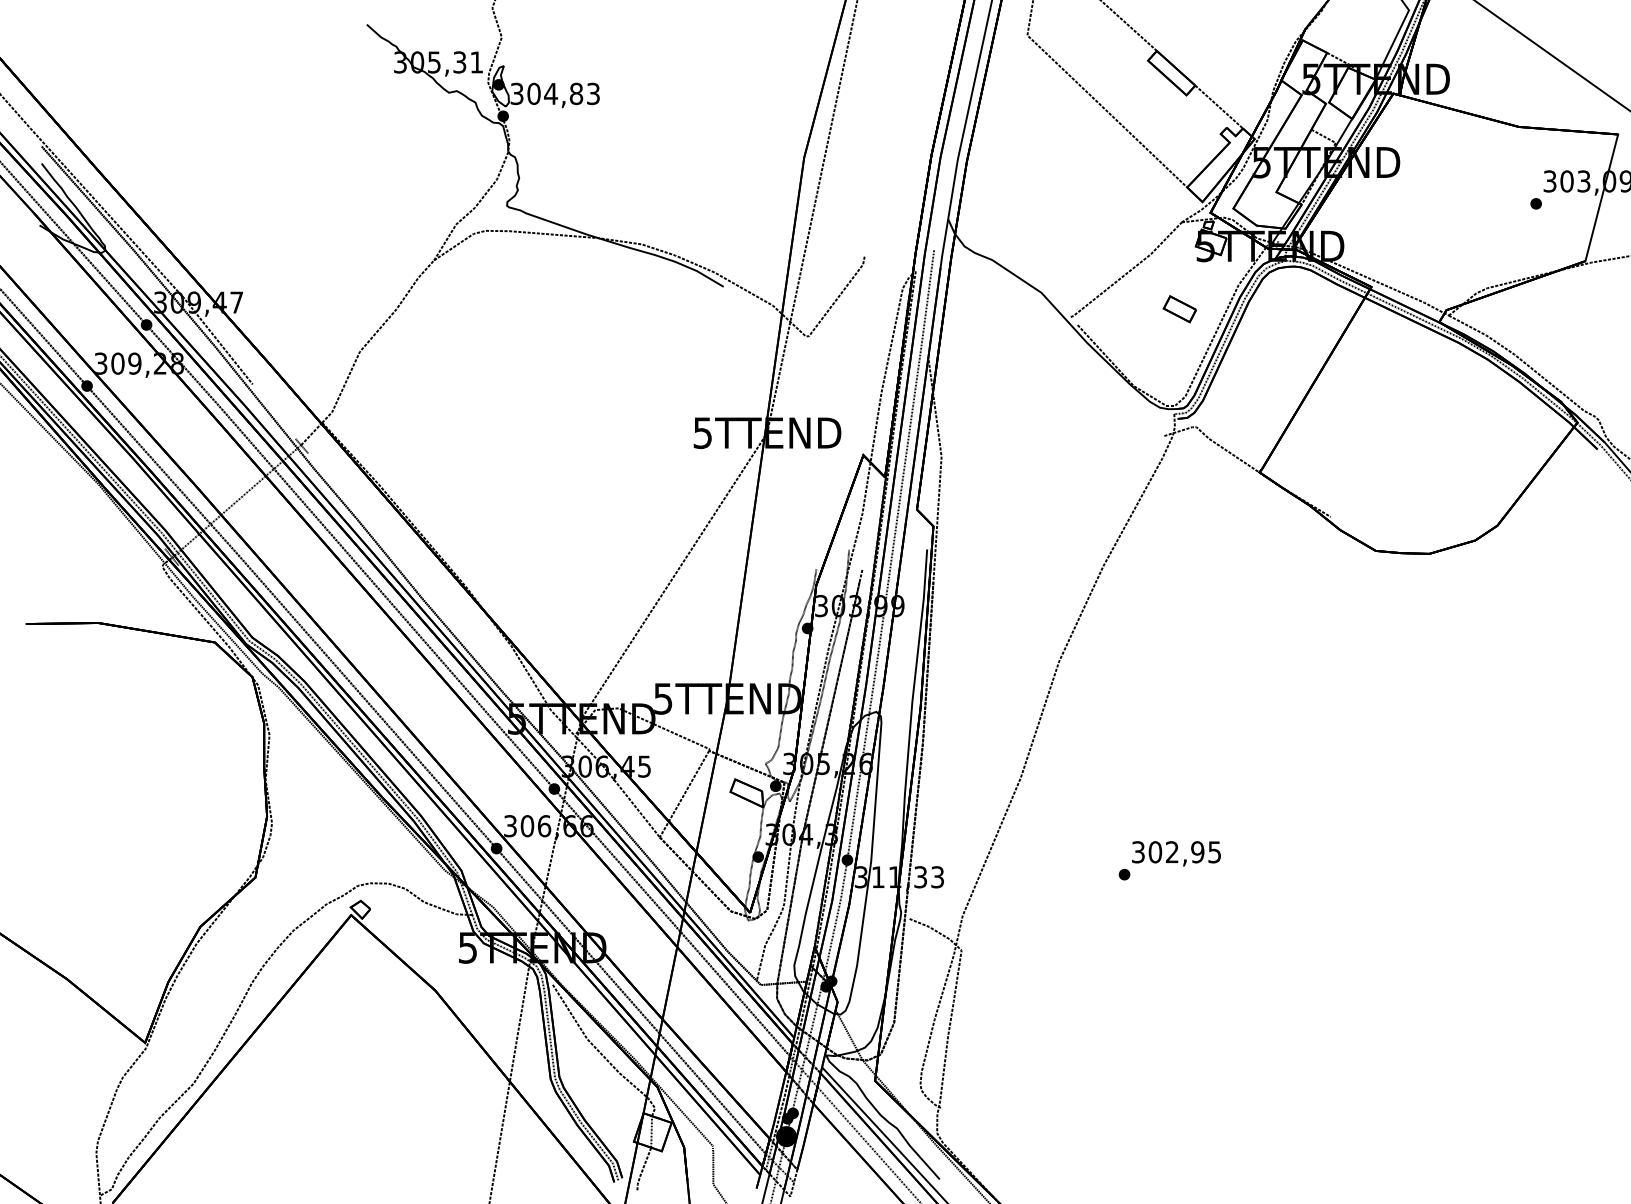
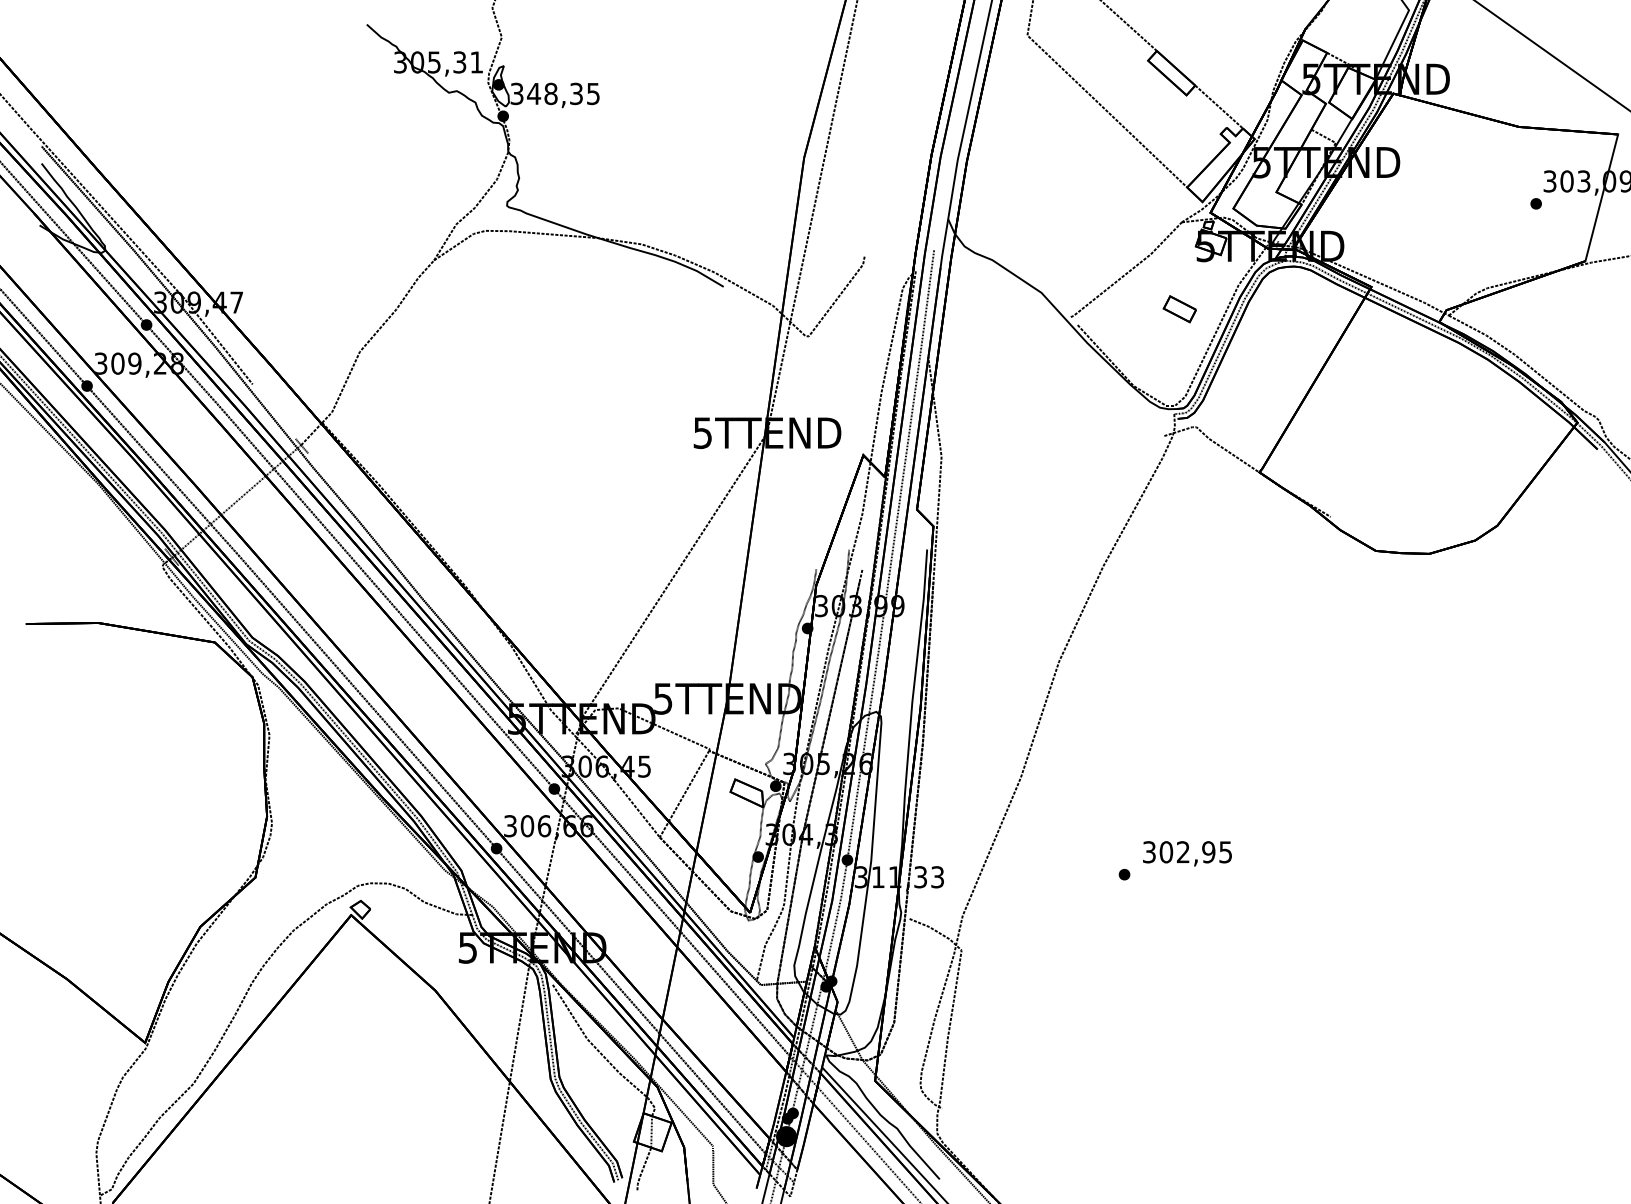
text: 304,83 -> 348,35 (563, 93)
text position: (1176, 853) -> (1187, 853) (1187, 853)
